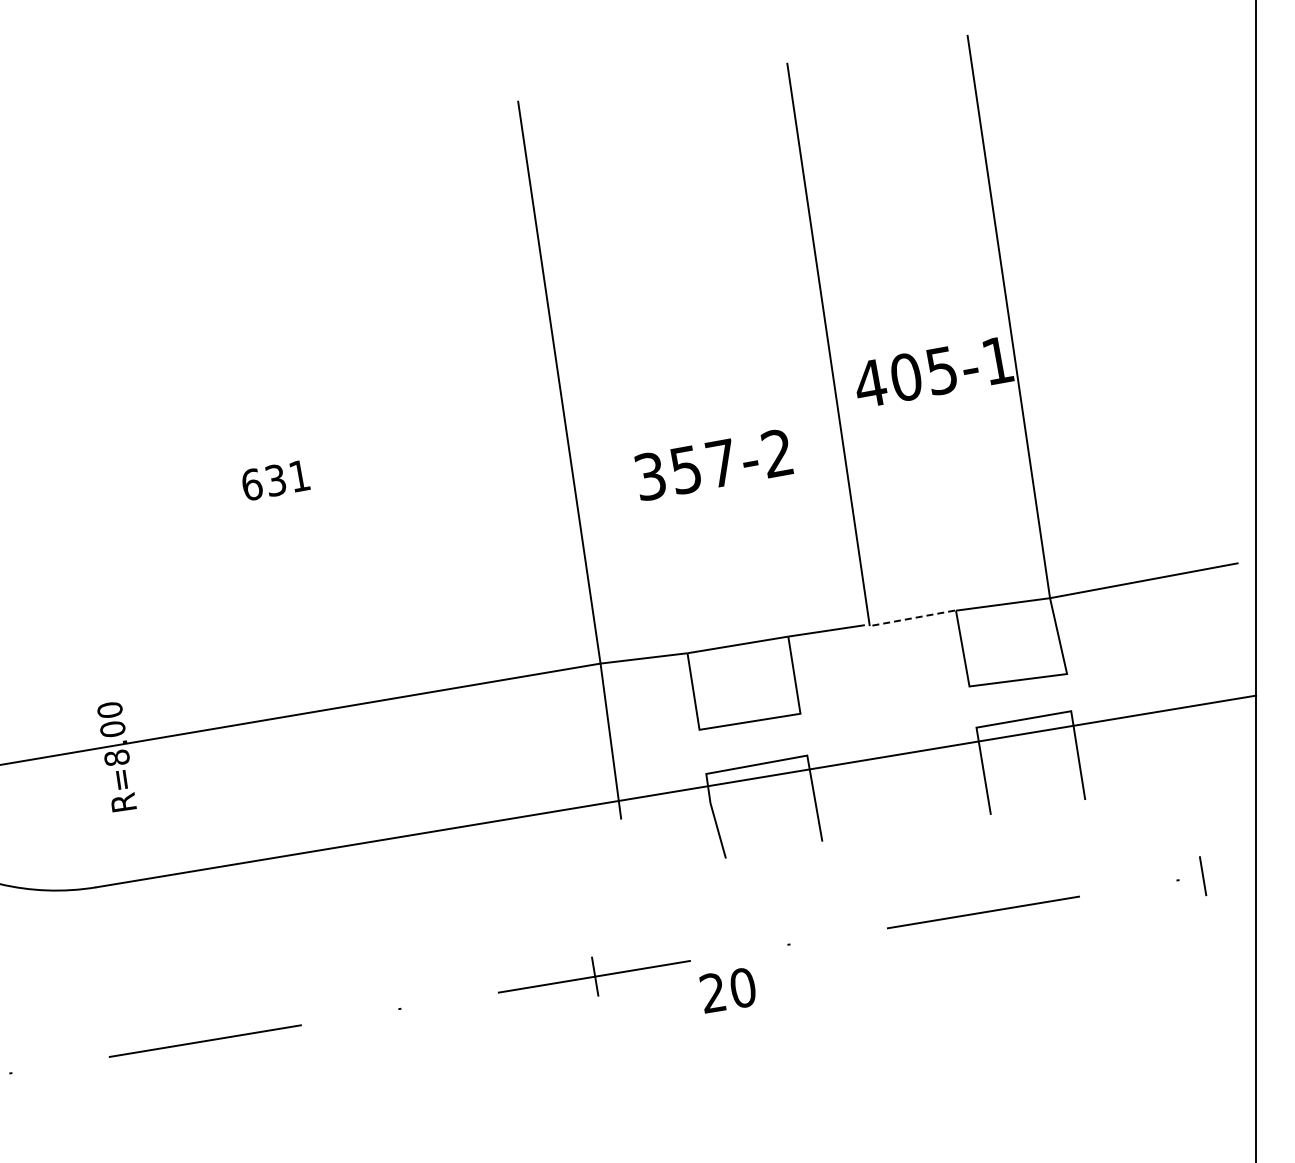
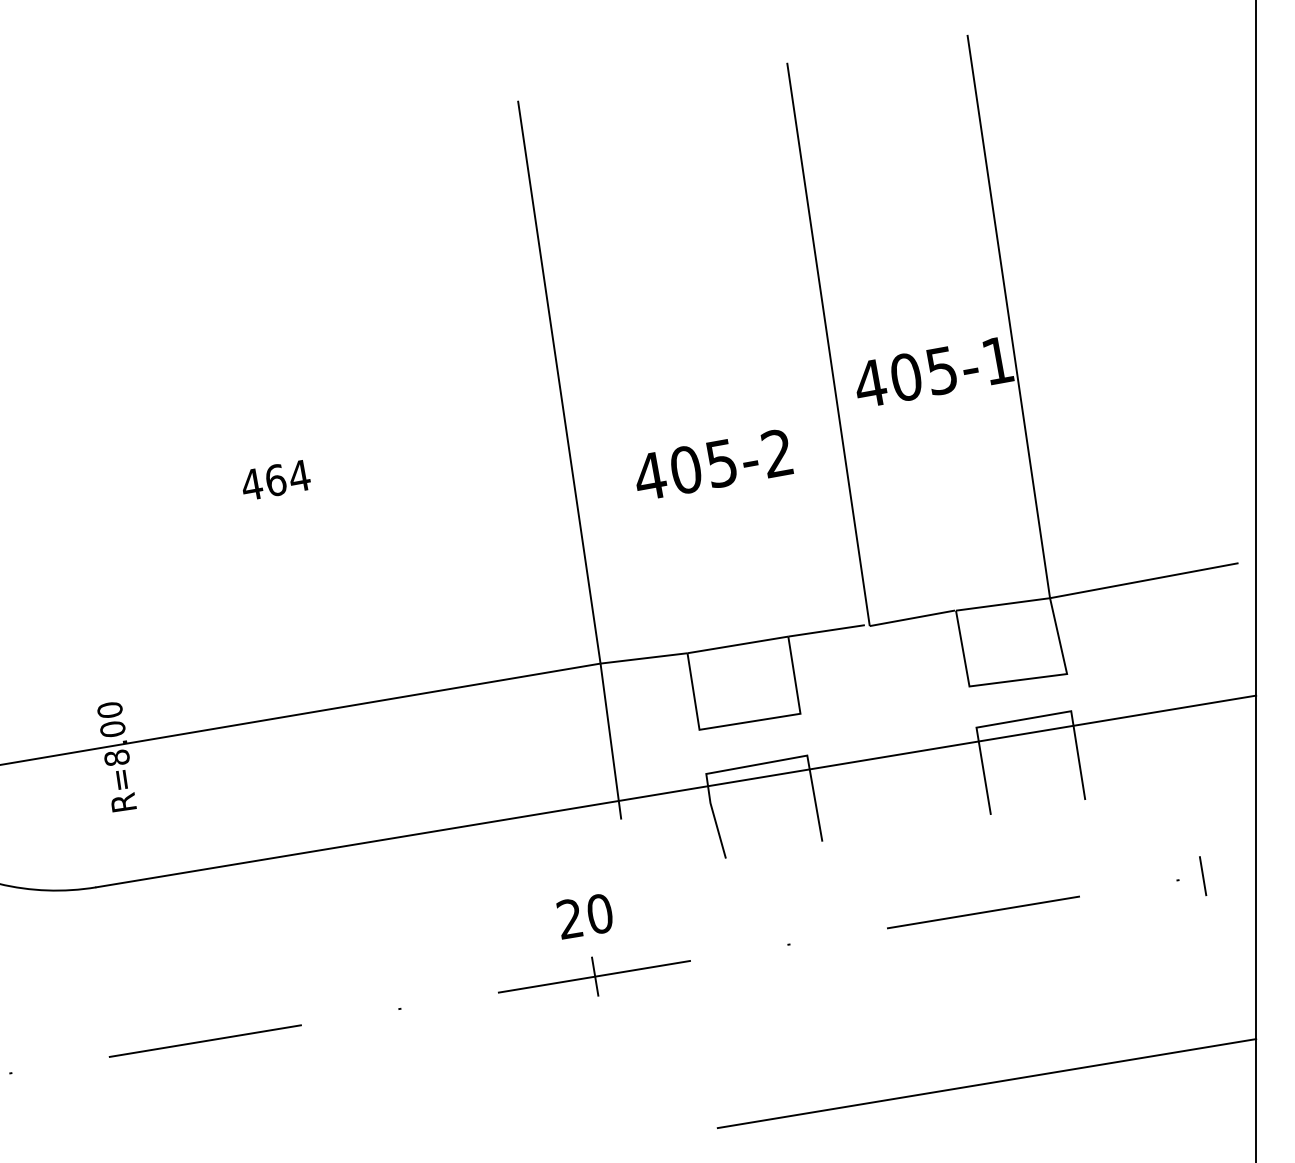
text: 357-2 -> 405-2 (685, 469)
text: 631 -> 464 (276, 480)
line: dashed -> solid (911, 618)
text position: (727, 990) -> (584, 916) (584, 916)
line: none -> present (986, 1083)
